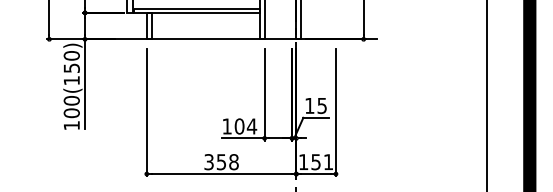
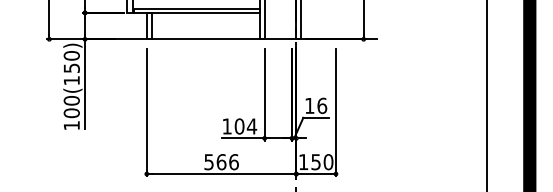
text: 15 -> 16 (322, 105)
text: 358 -> 566 (221, 162)
text: 151 -> 150 (328, 162)
